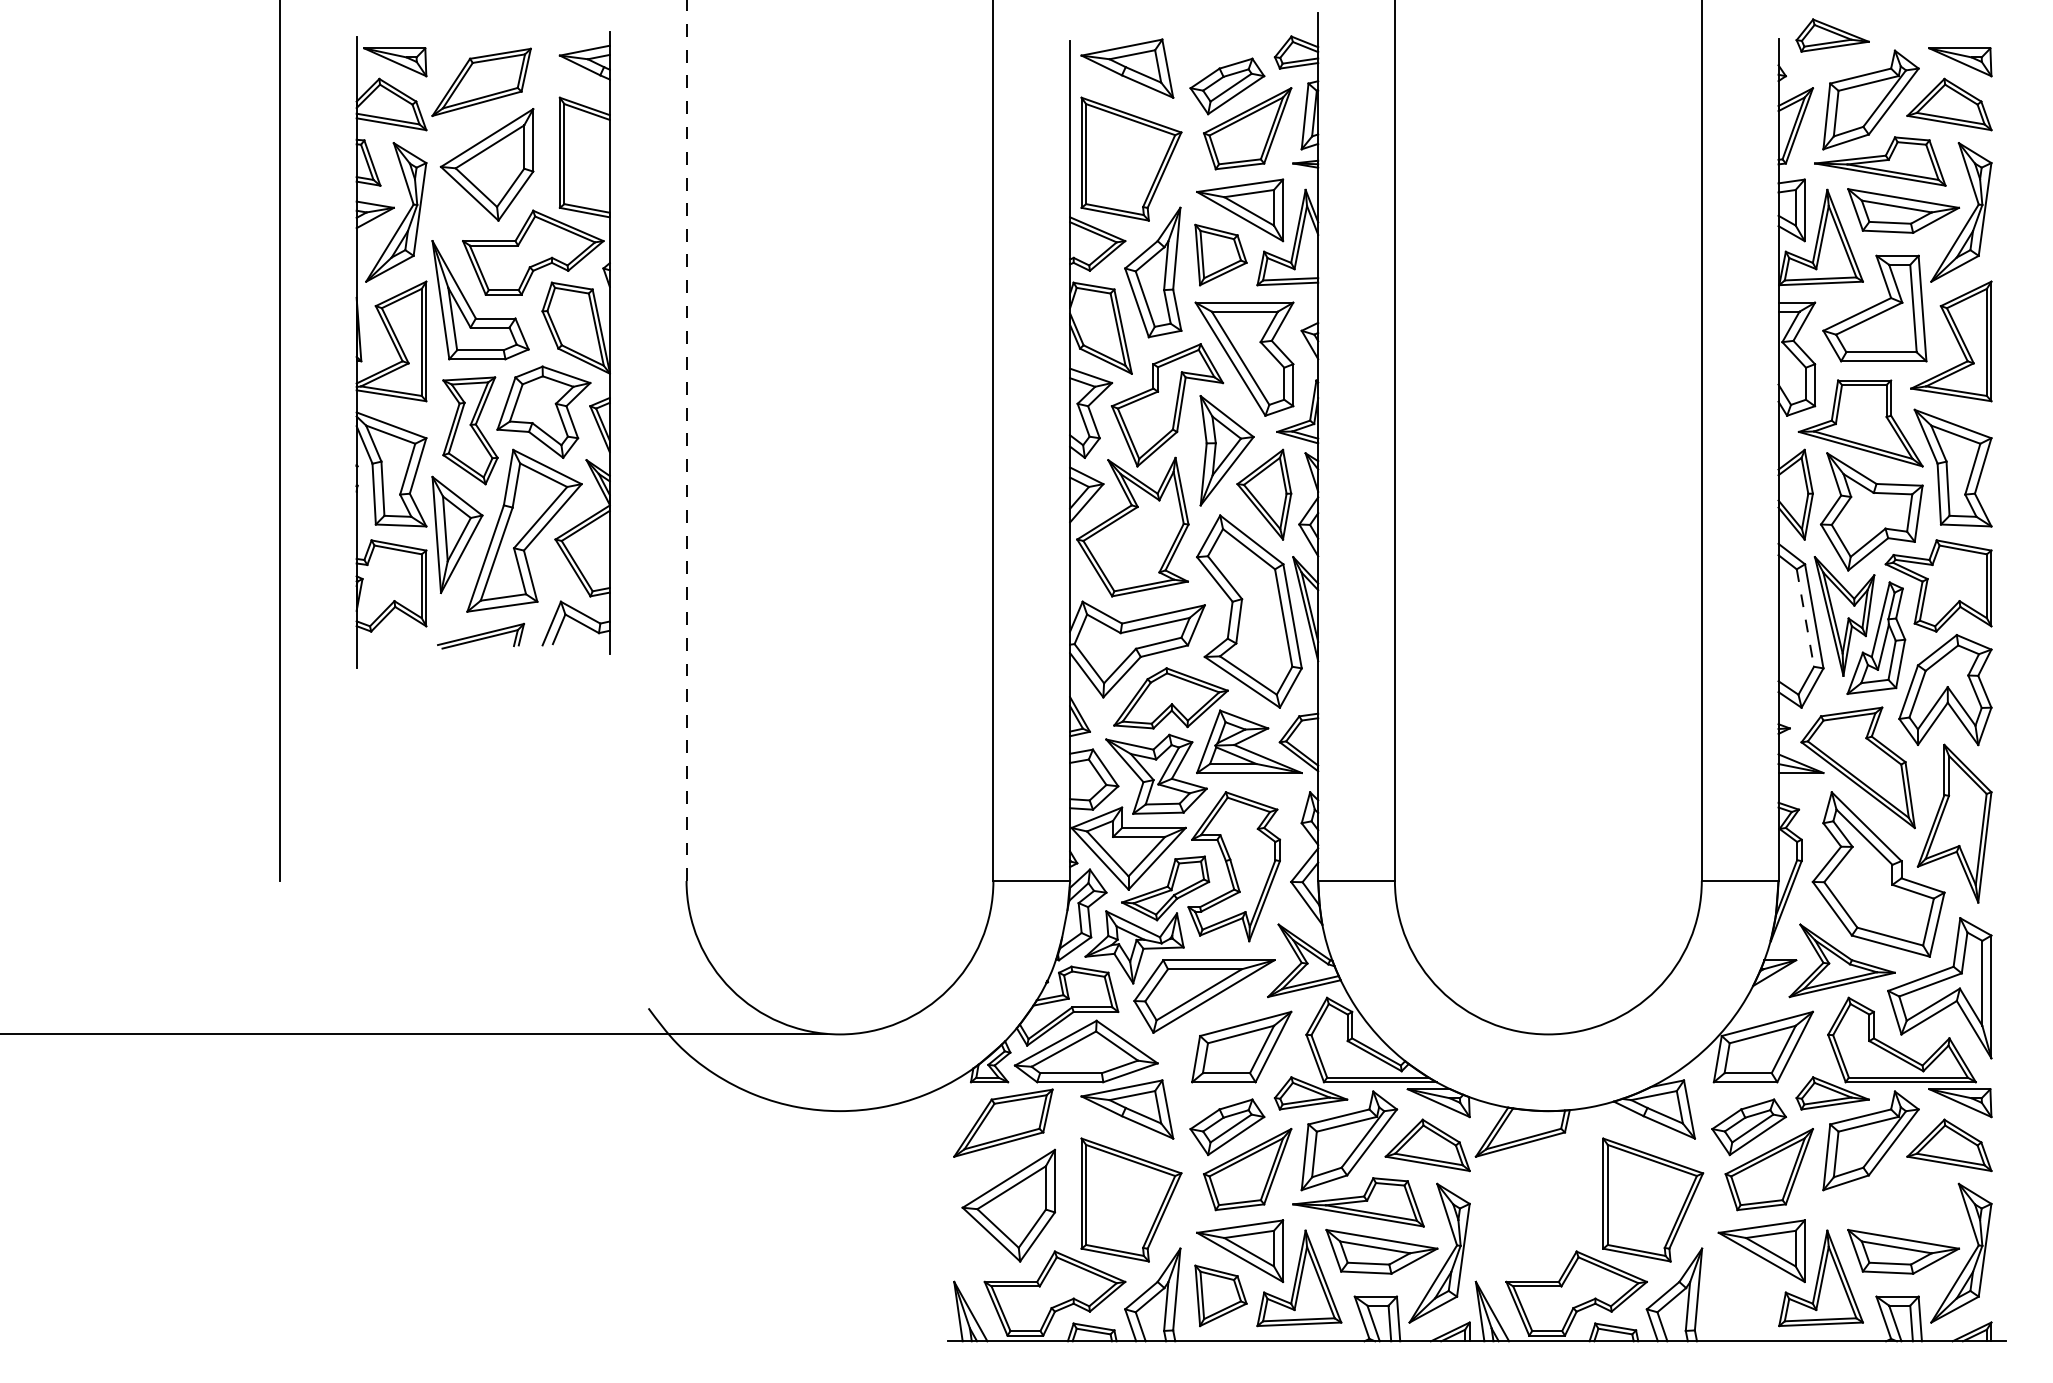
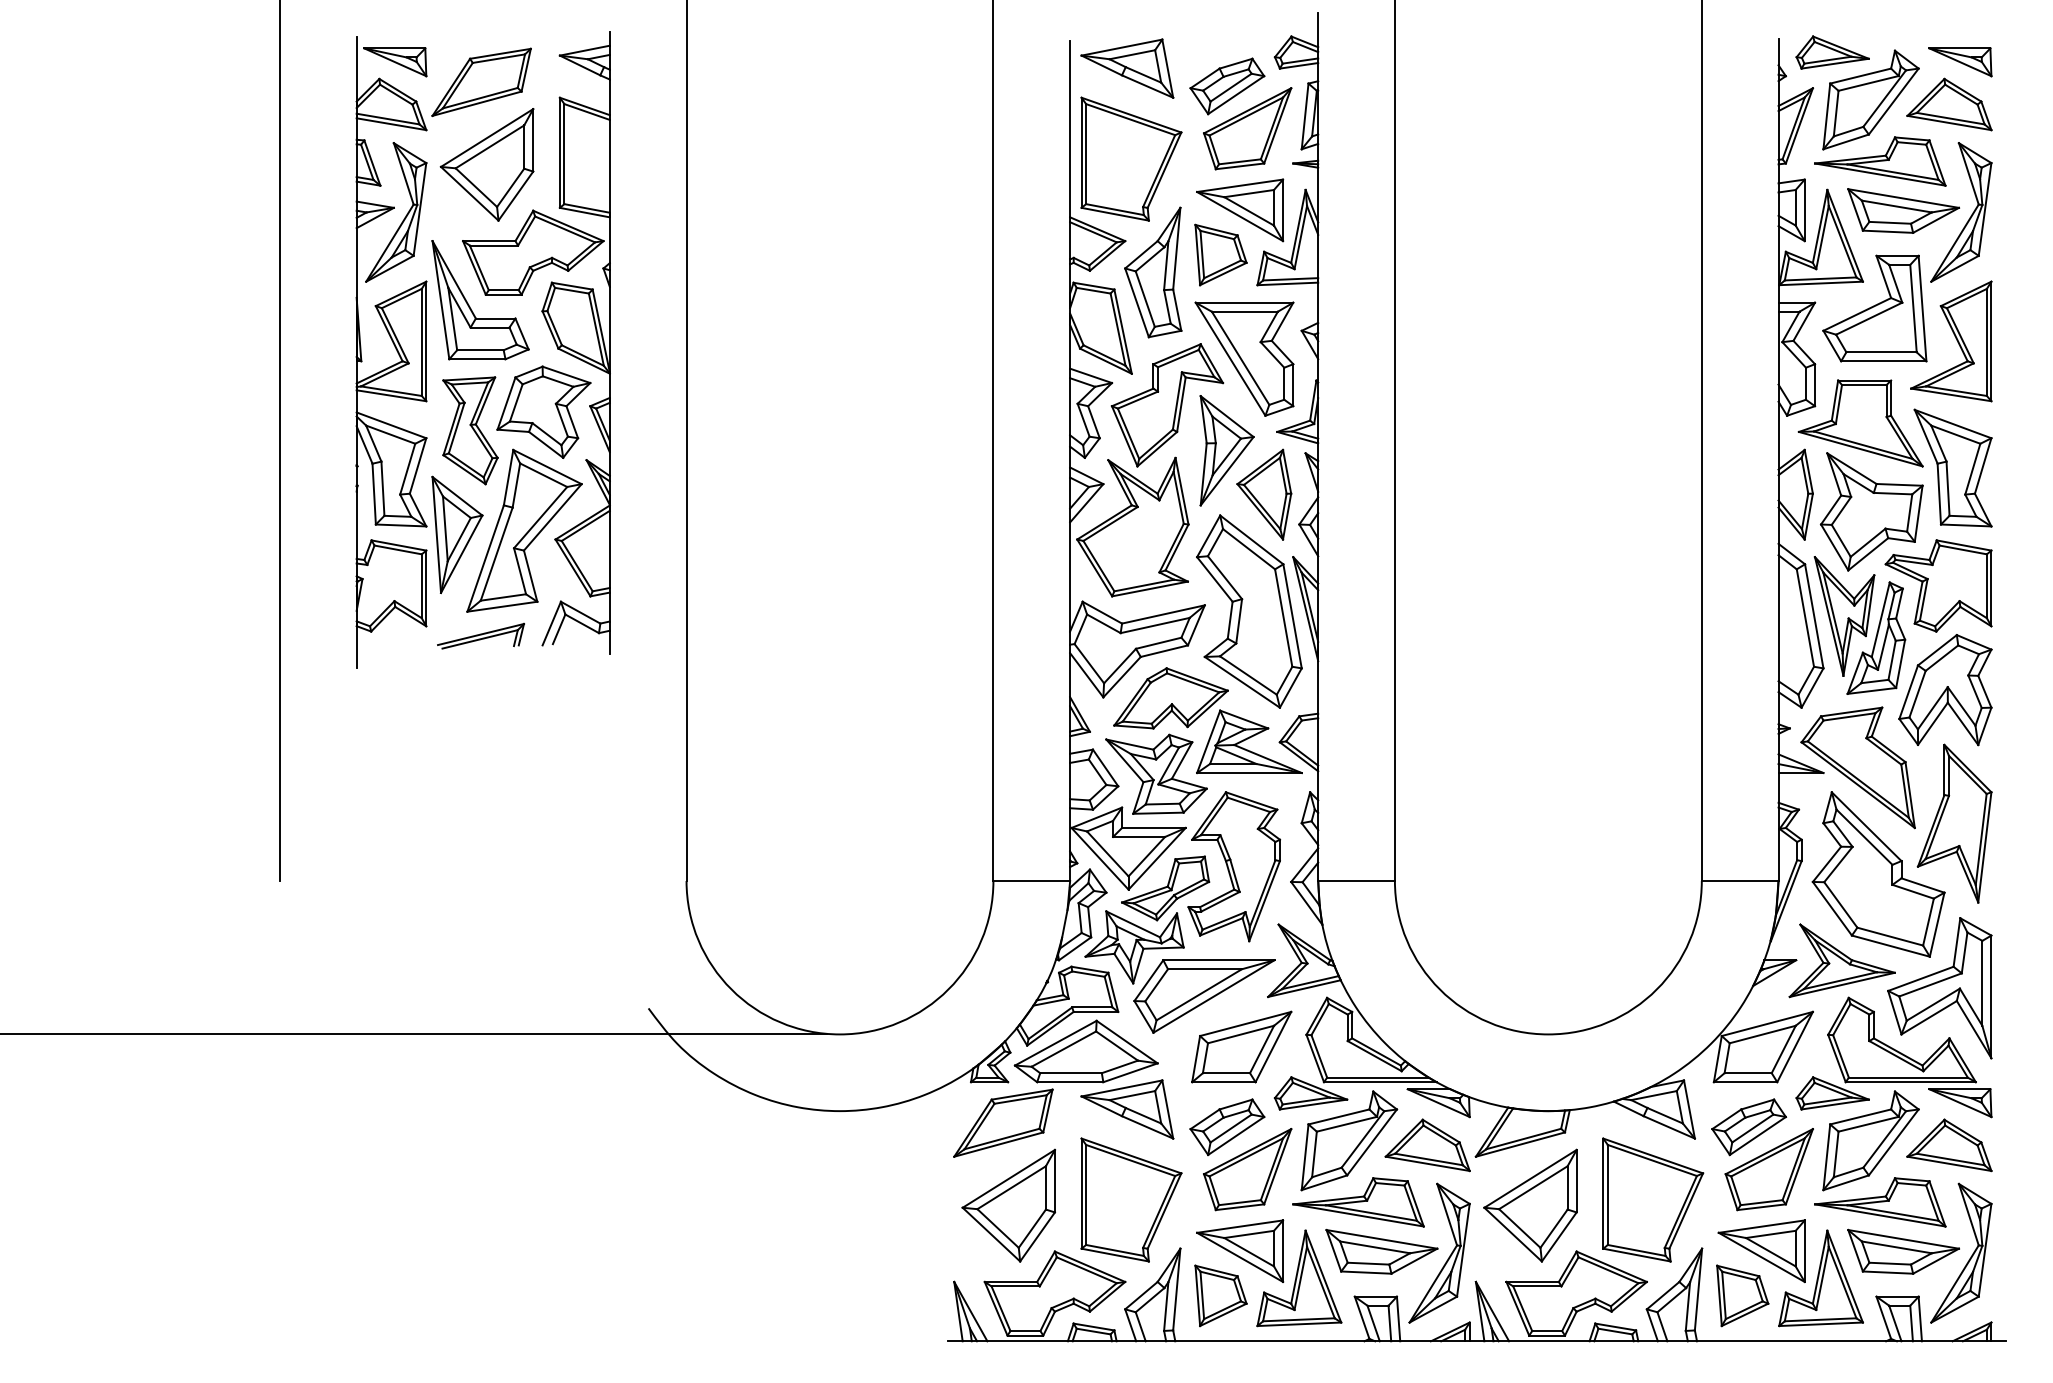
part position: (1832, 35) -> (1832, 52) (1832, 52)
line: dashed -> solid (686, 440)
line: dashed -> solid (1805, 618)
part: none -> present (1880, 1202)
part: none -> present (1530, 1205)
part: none -> present (1742, 1295)
